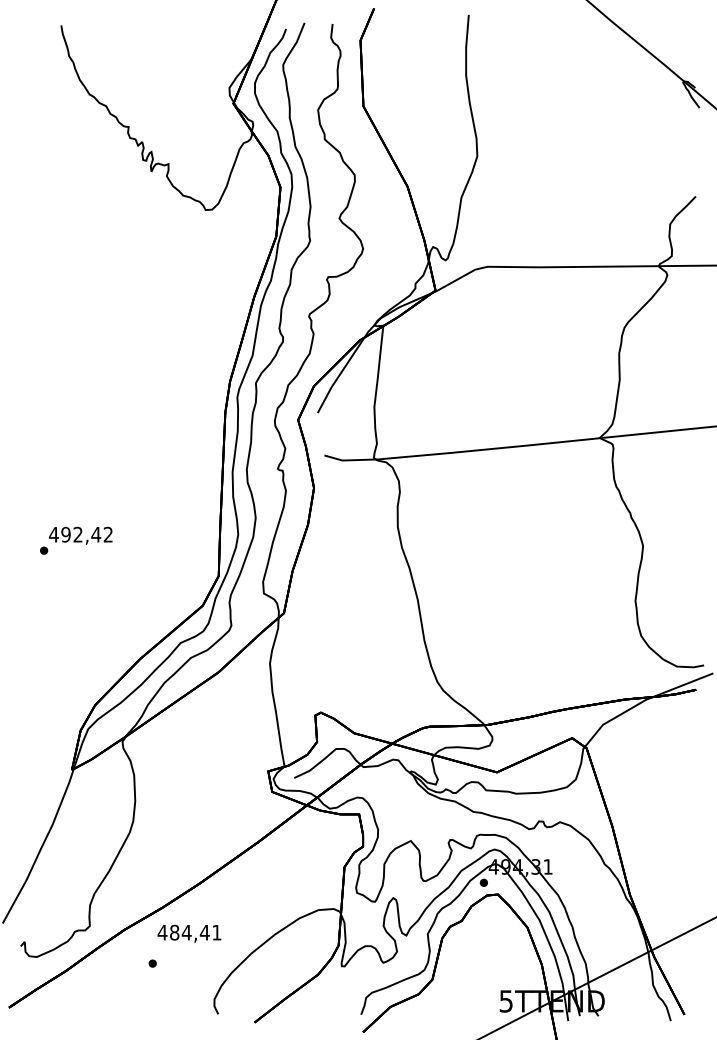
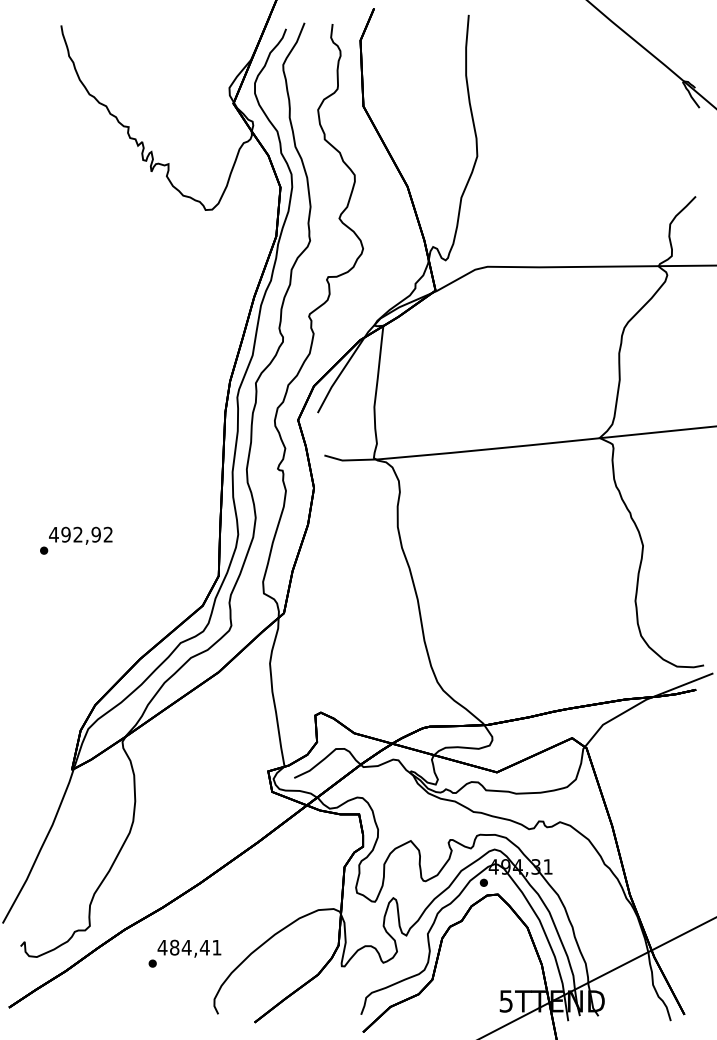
text: 492,42 -> 492,92 (96, 534)
text position: (189, 933) -> (189, 948) (189, 948)
